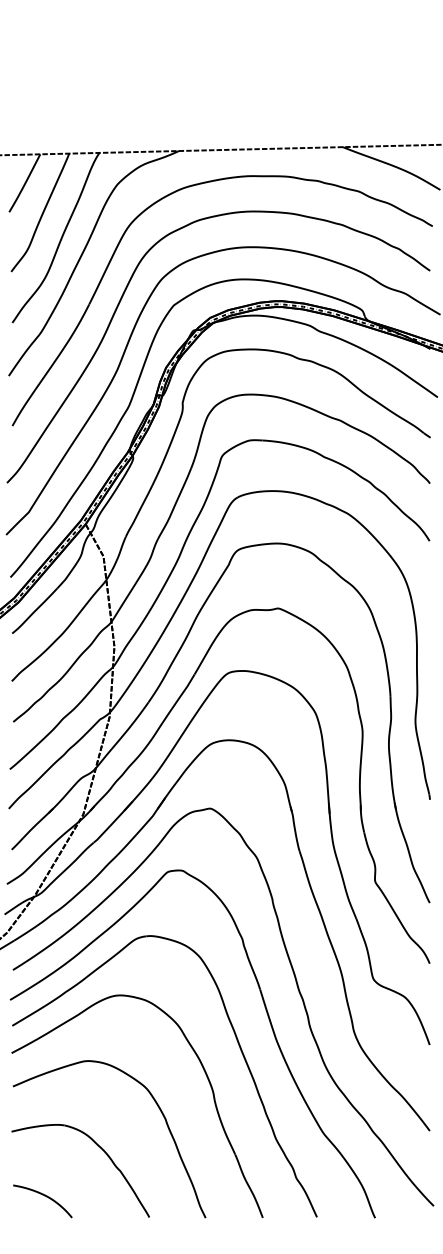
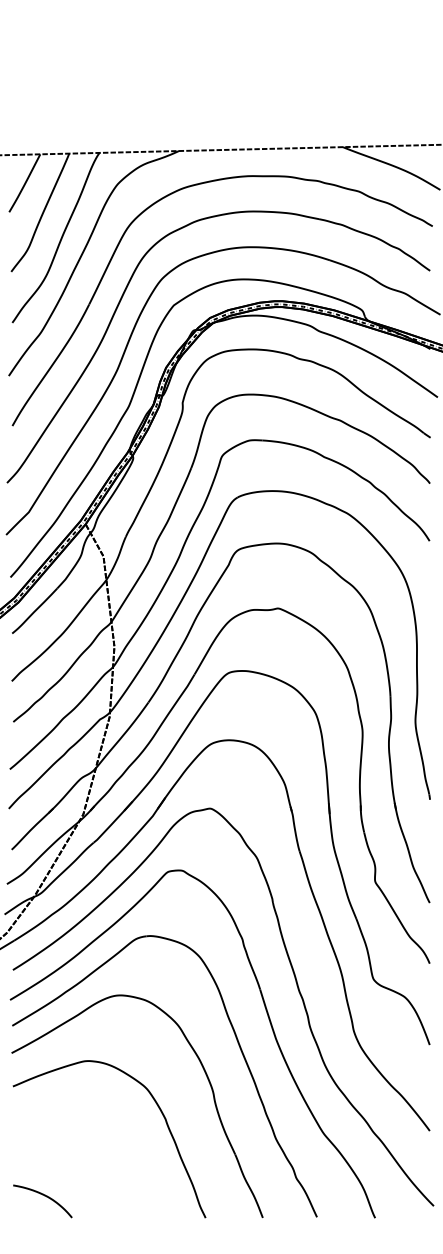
part: present -> none (96, 1145)
